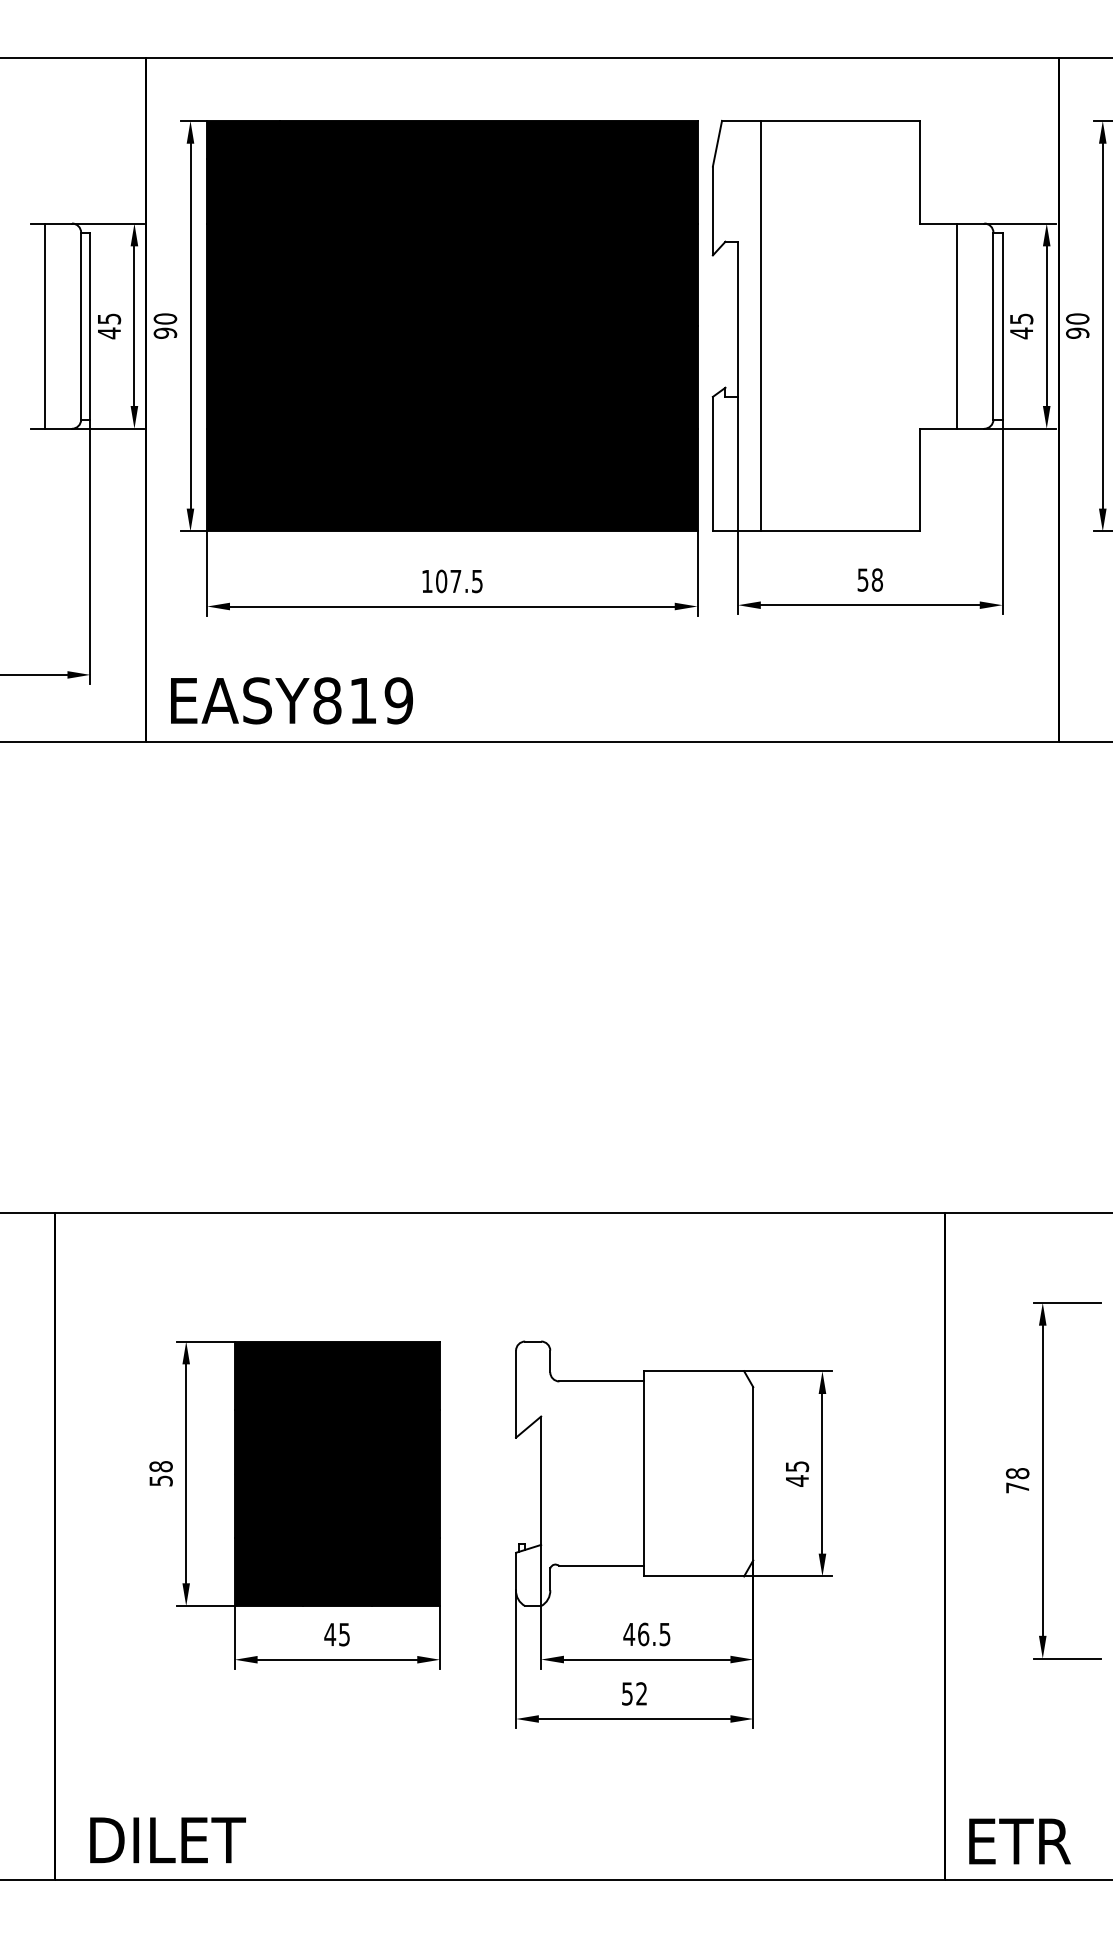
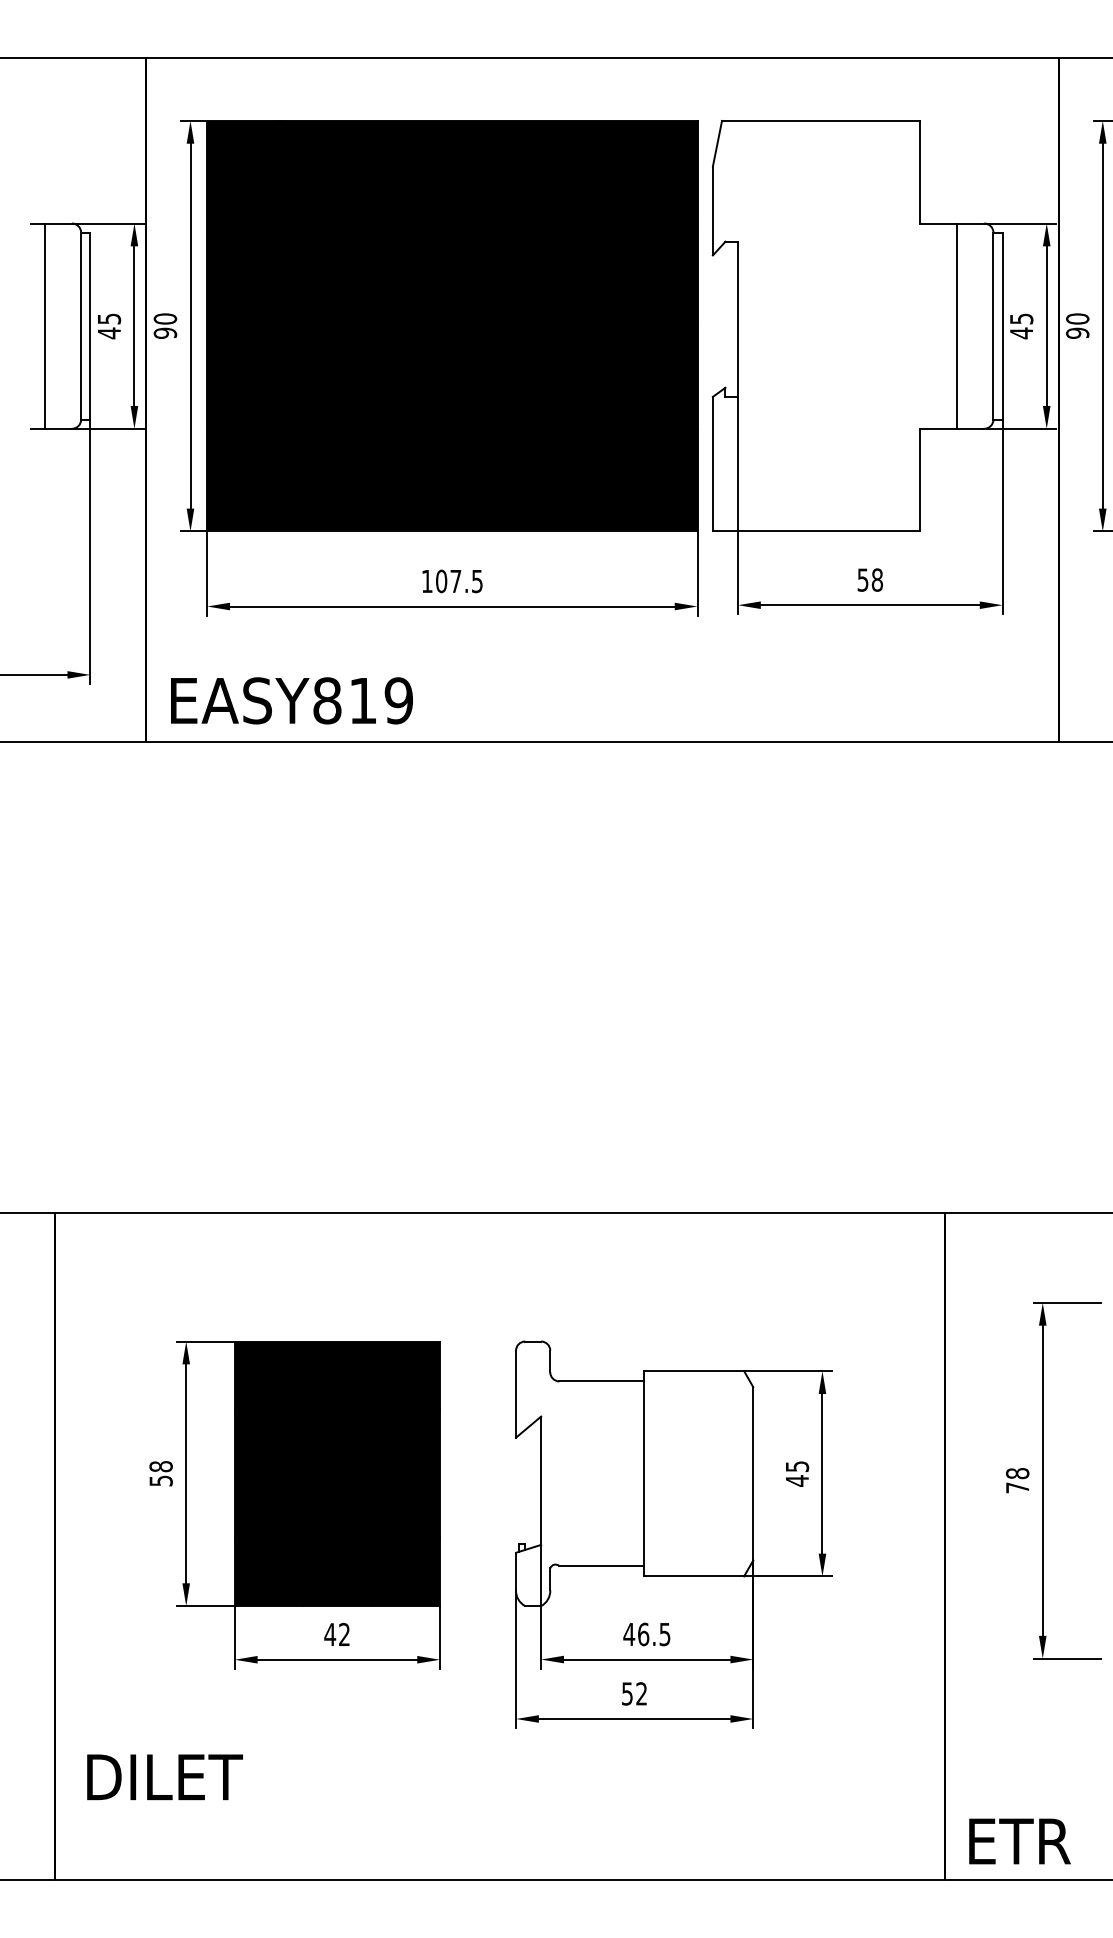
line: present -> none (760, 325)
text: 45 -> 42 (344, 1634)
text position: (167, 1840) -> (164, 1777) (164, 1777)
